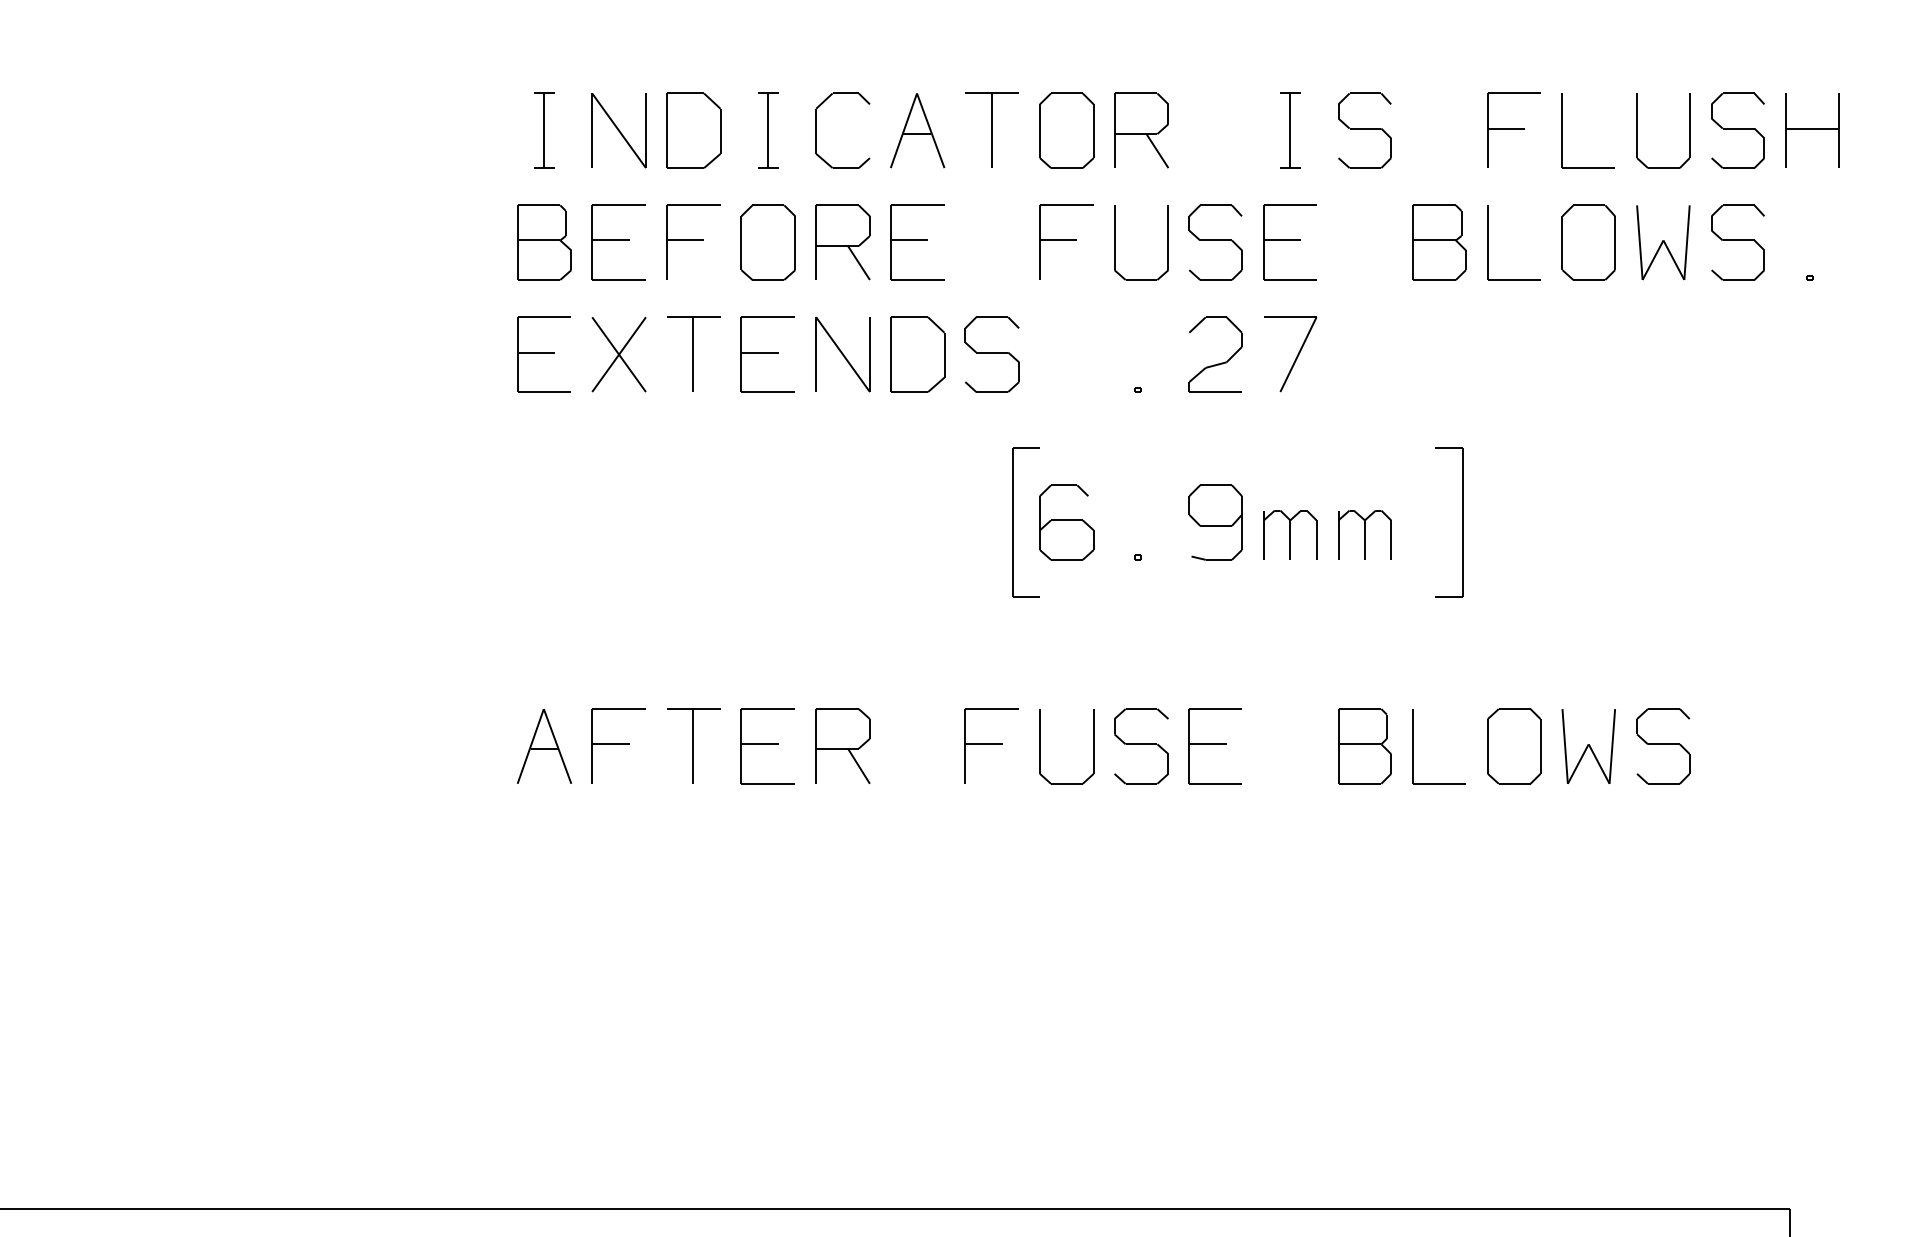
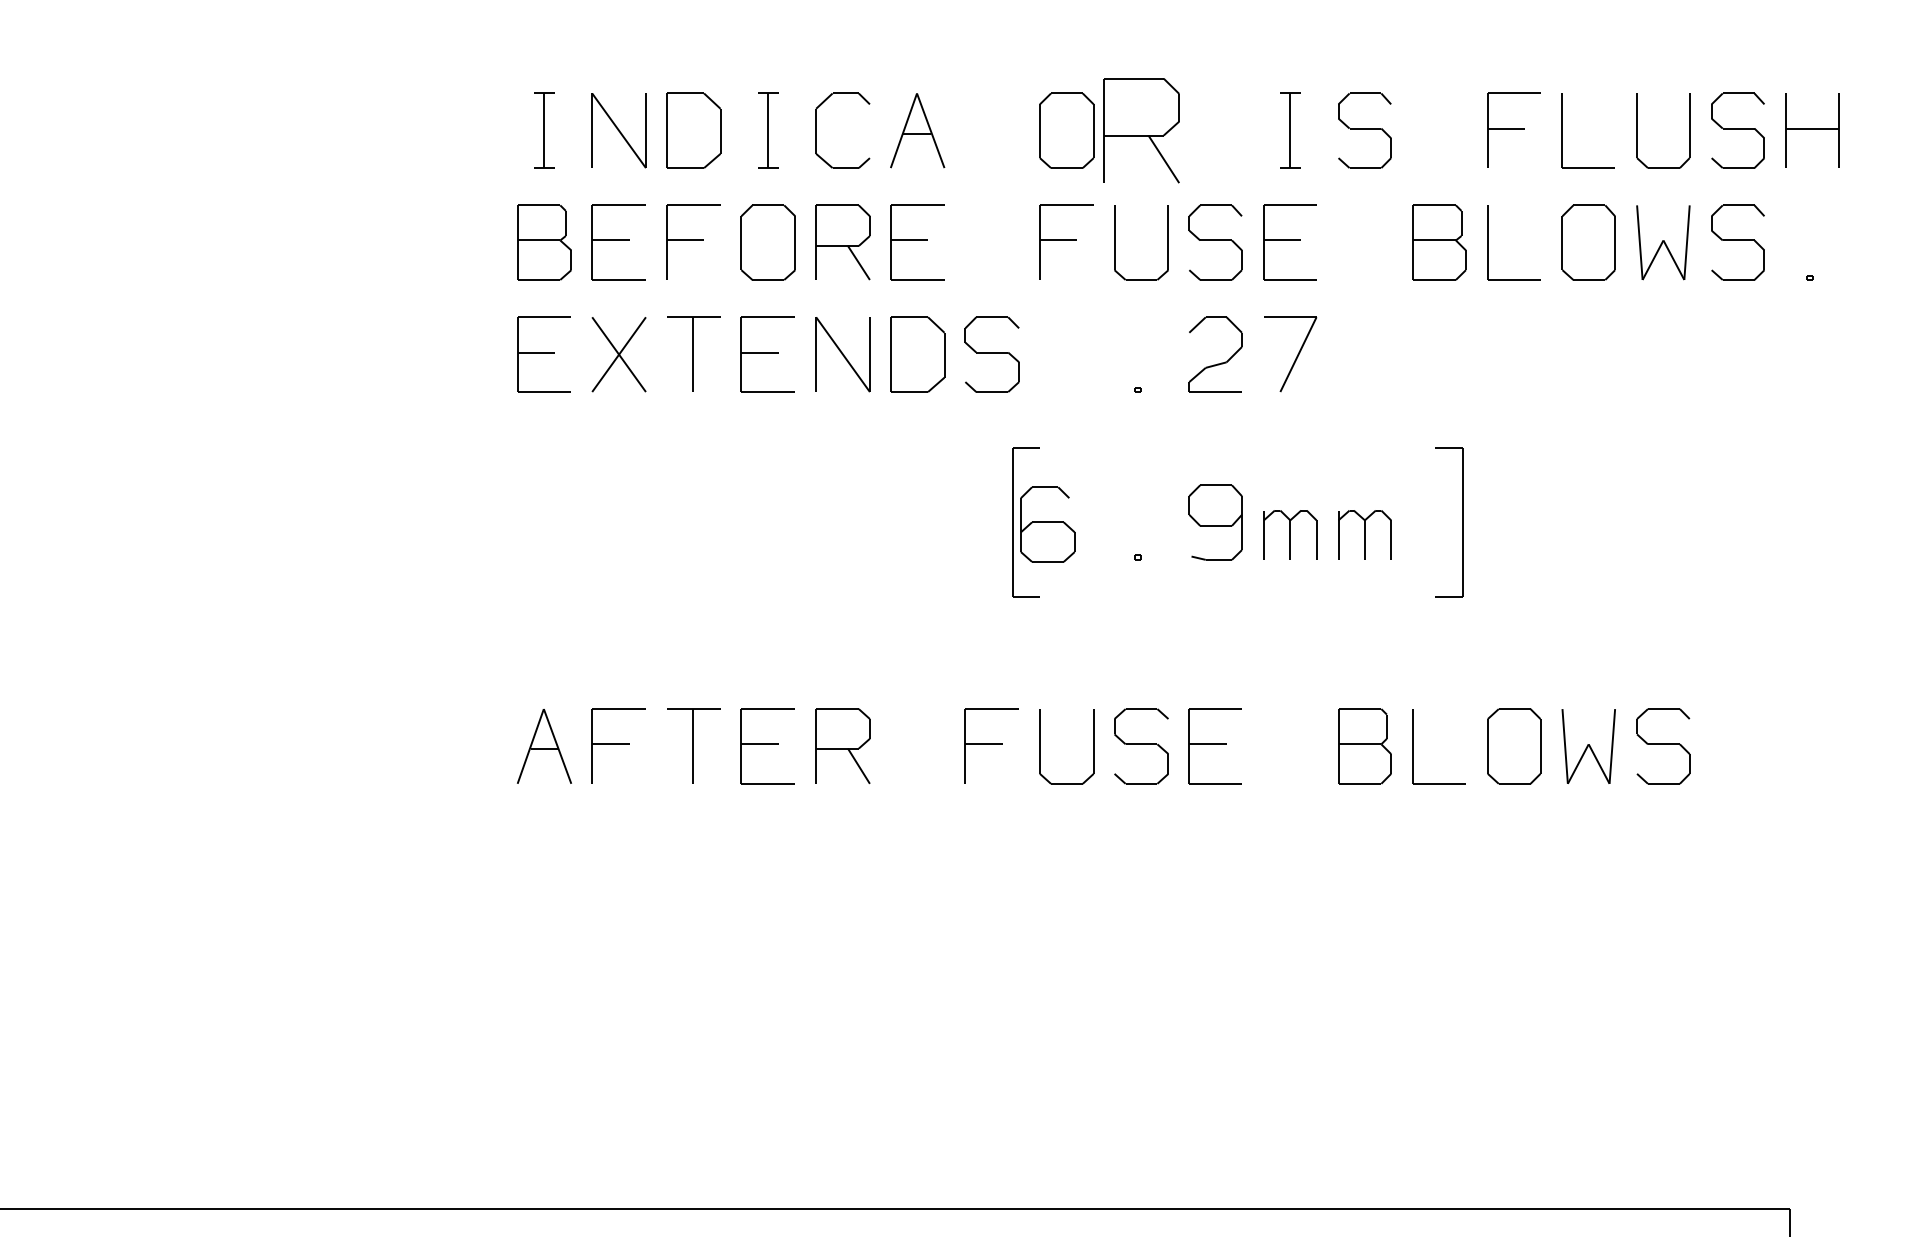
part: present -> none (991, 129)
part size: 55x77 px -> 77x106 px (1141, 130)
part position: (1066, 522) -> (1047, 524) (1047, 524)
